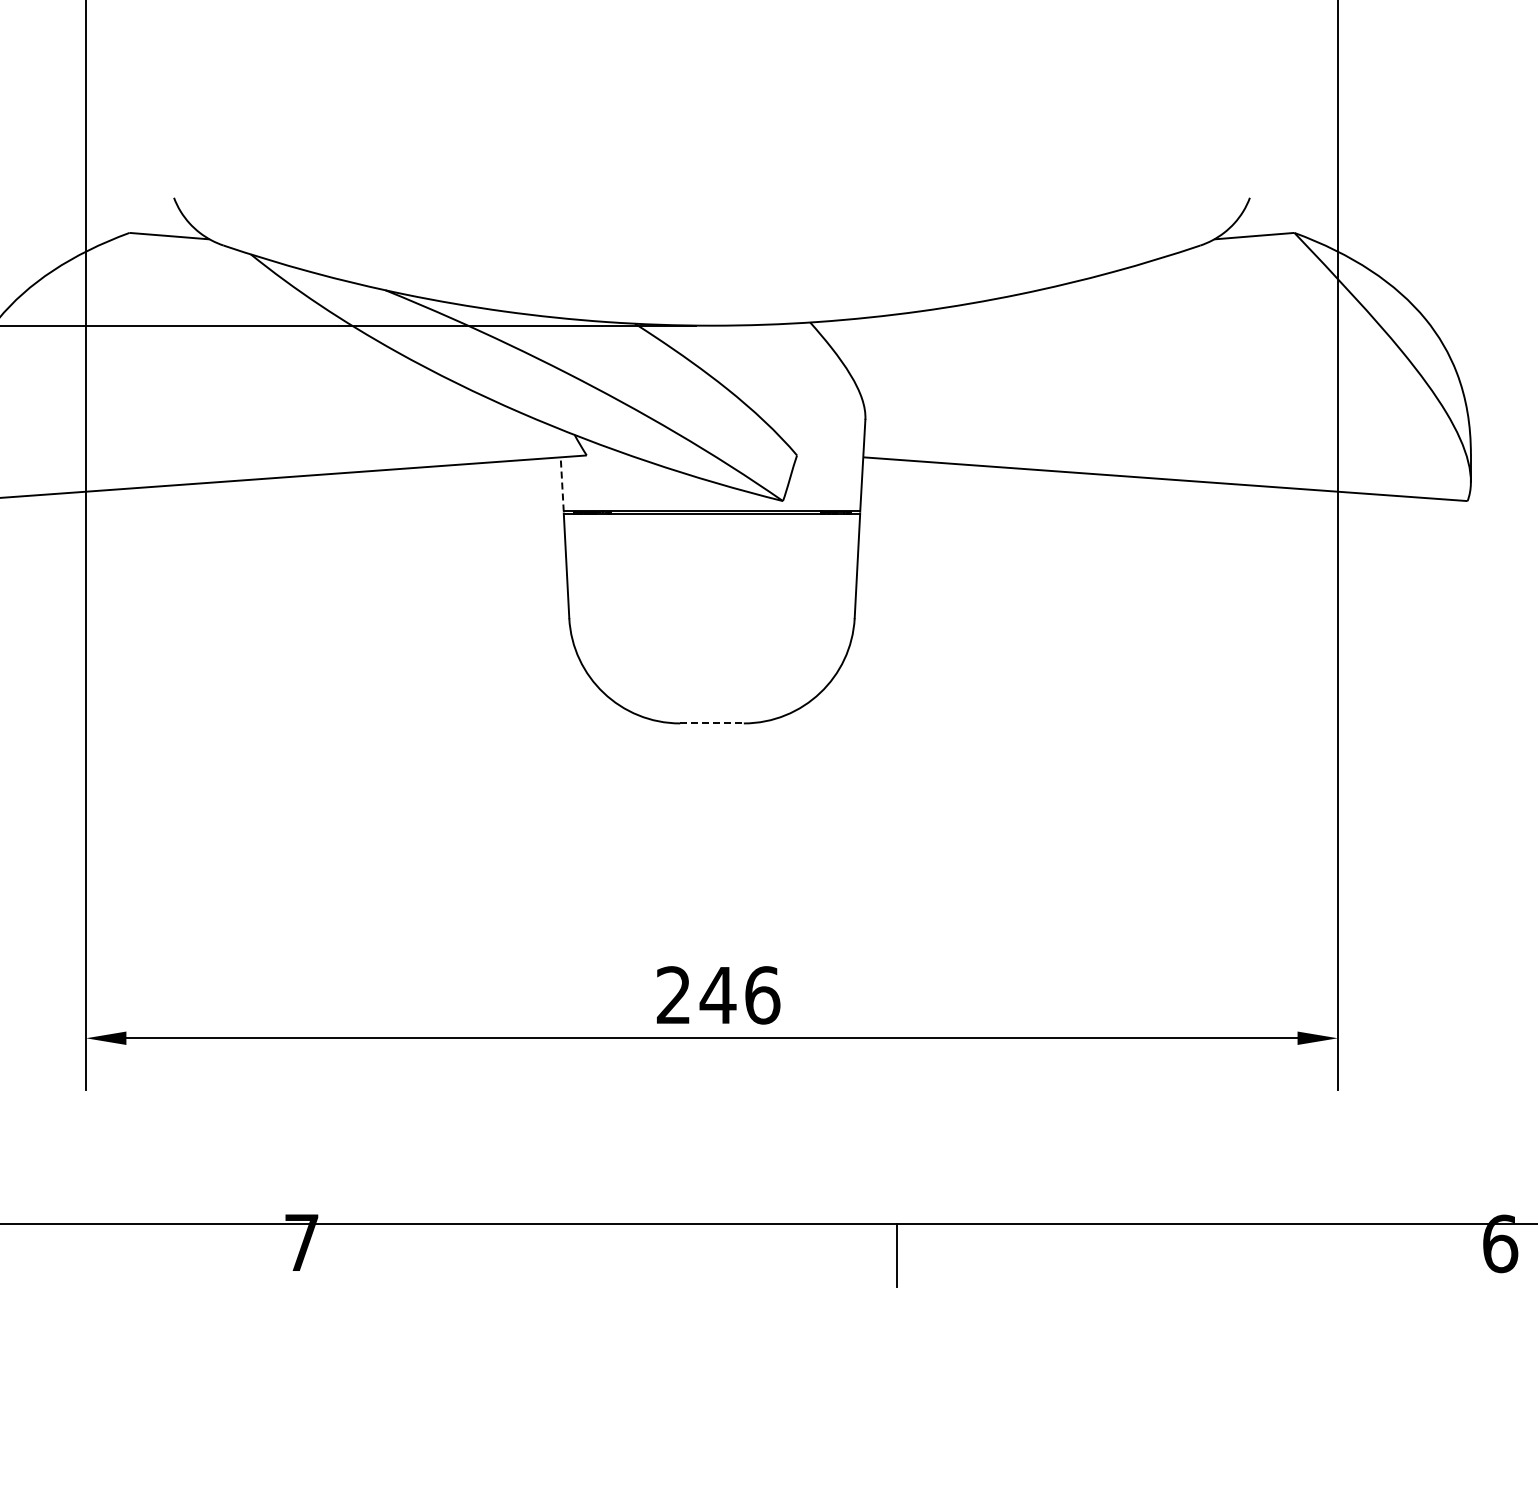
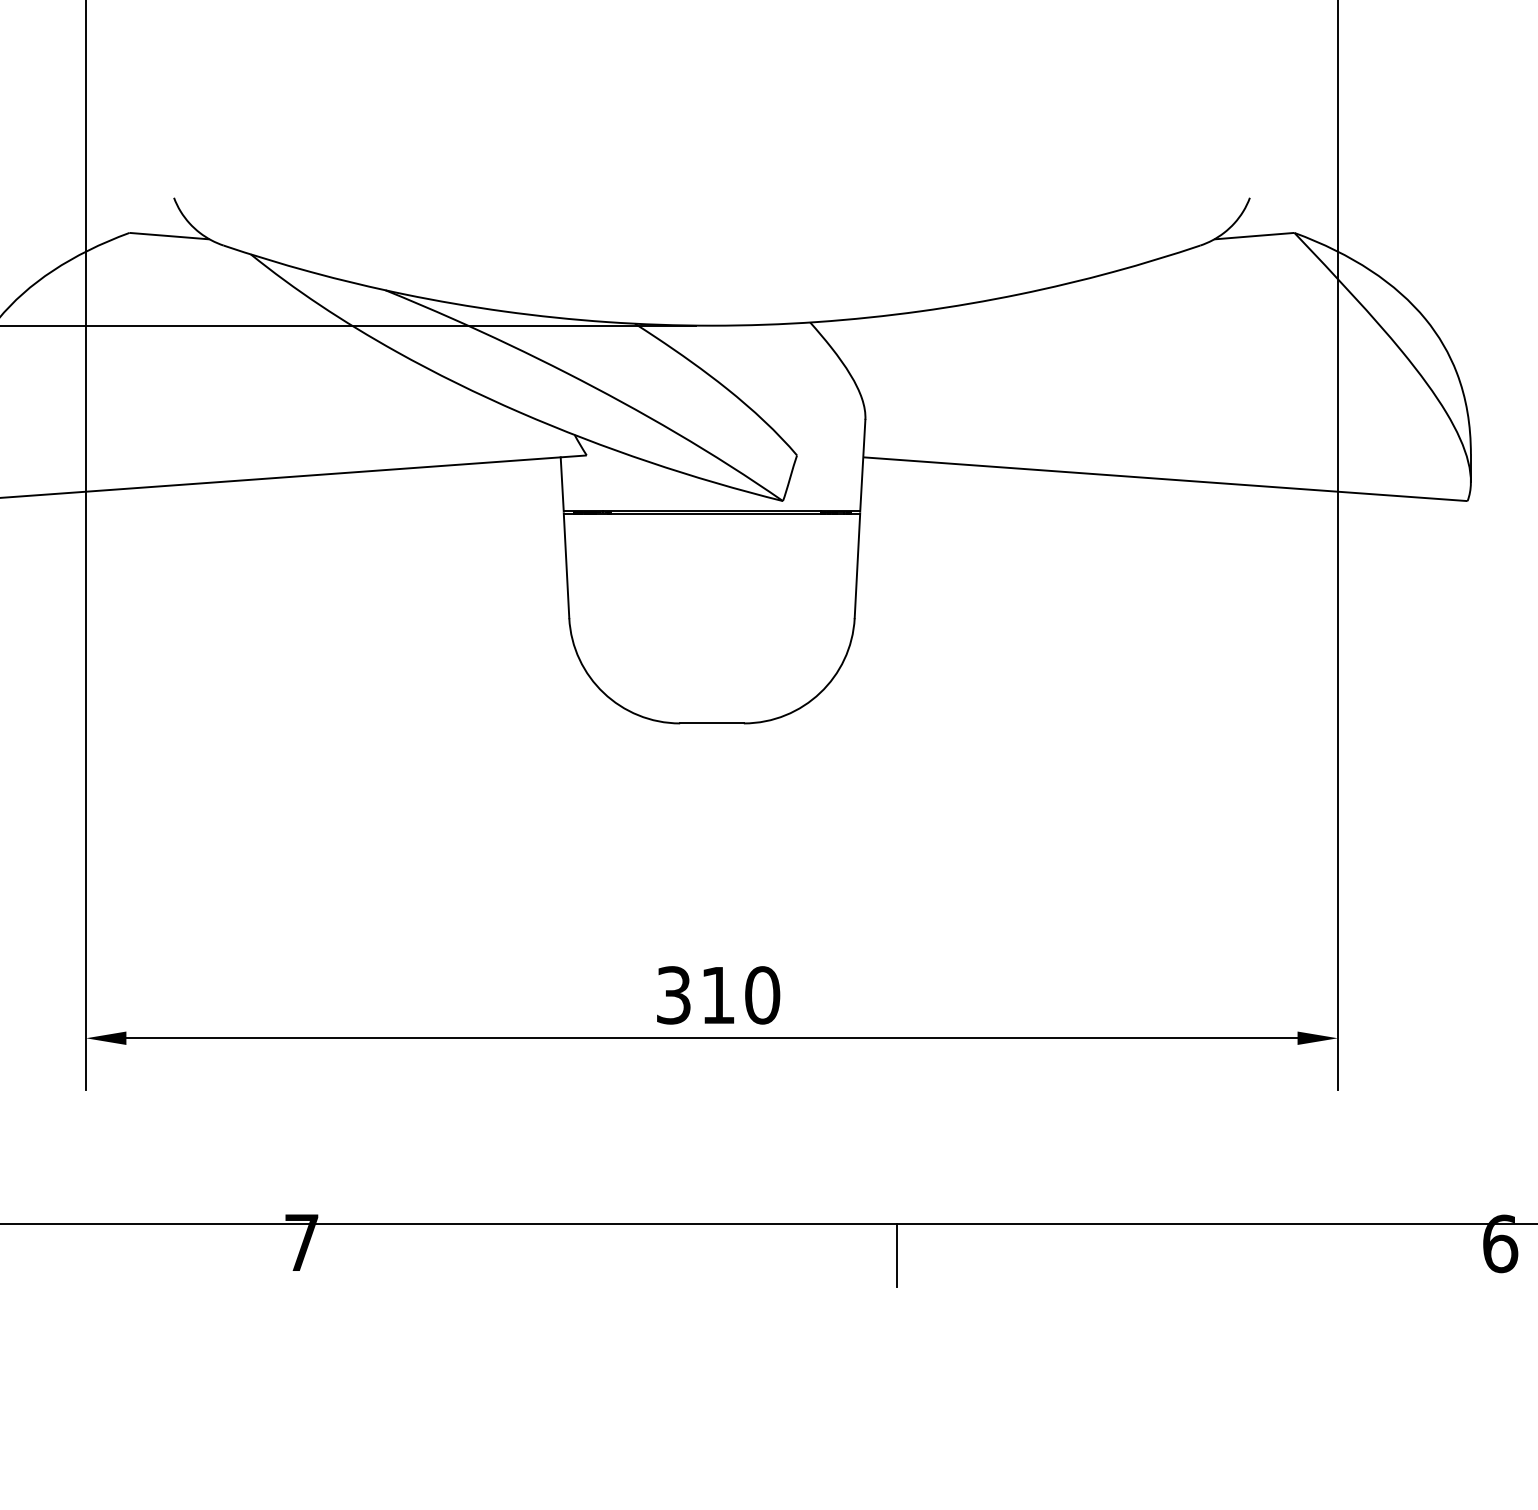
line: dashed -> solid (562, 483)
line: dashed -> solid (711, 723)
text: 246 -> 310 (718, 995)
